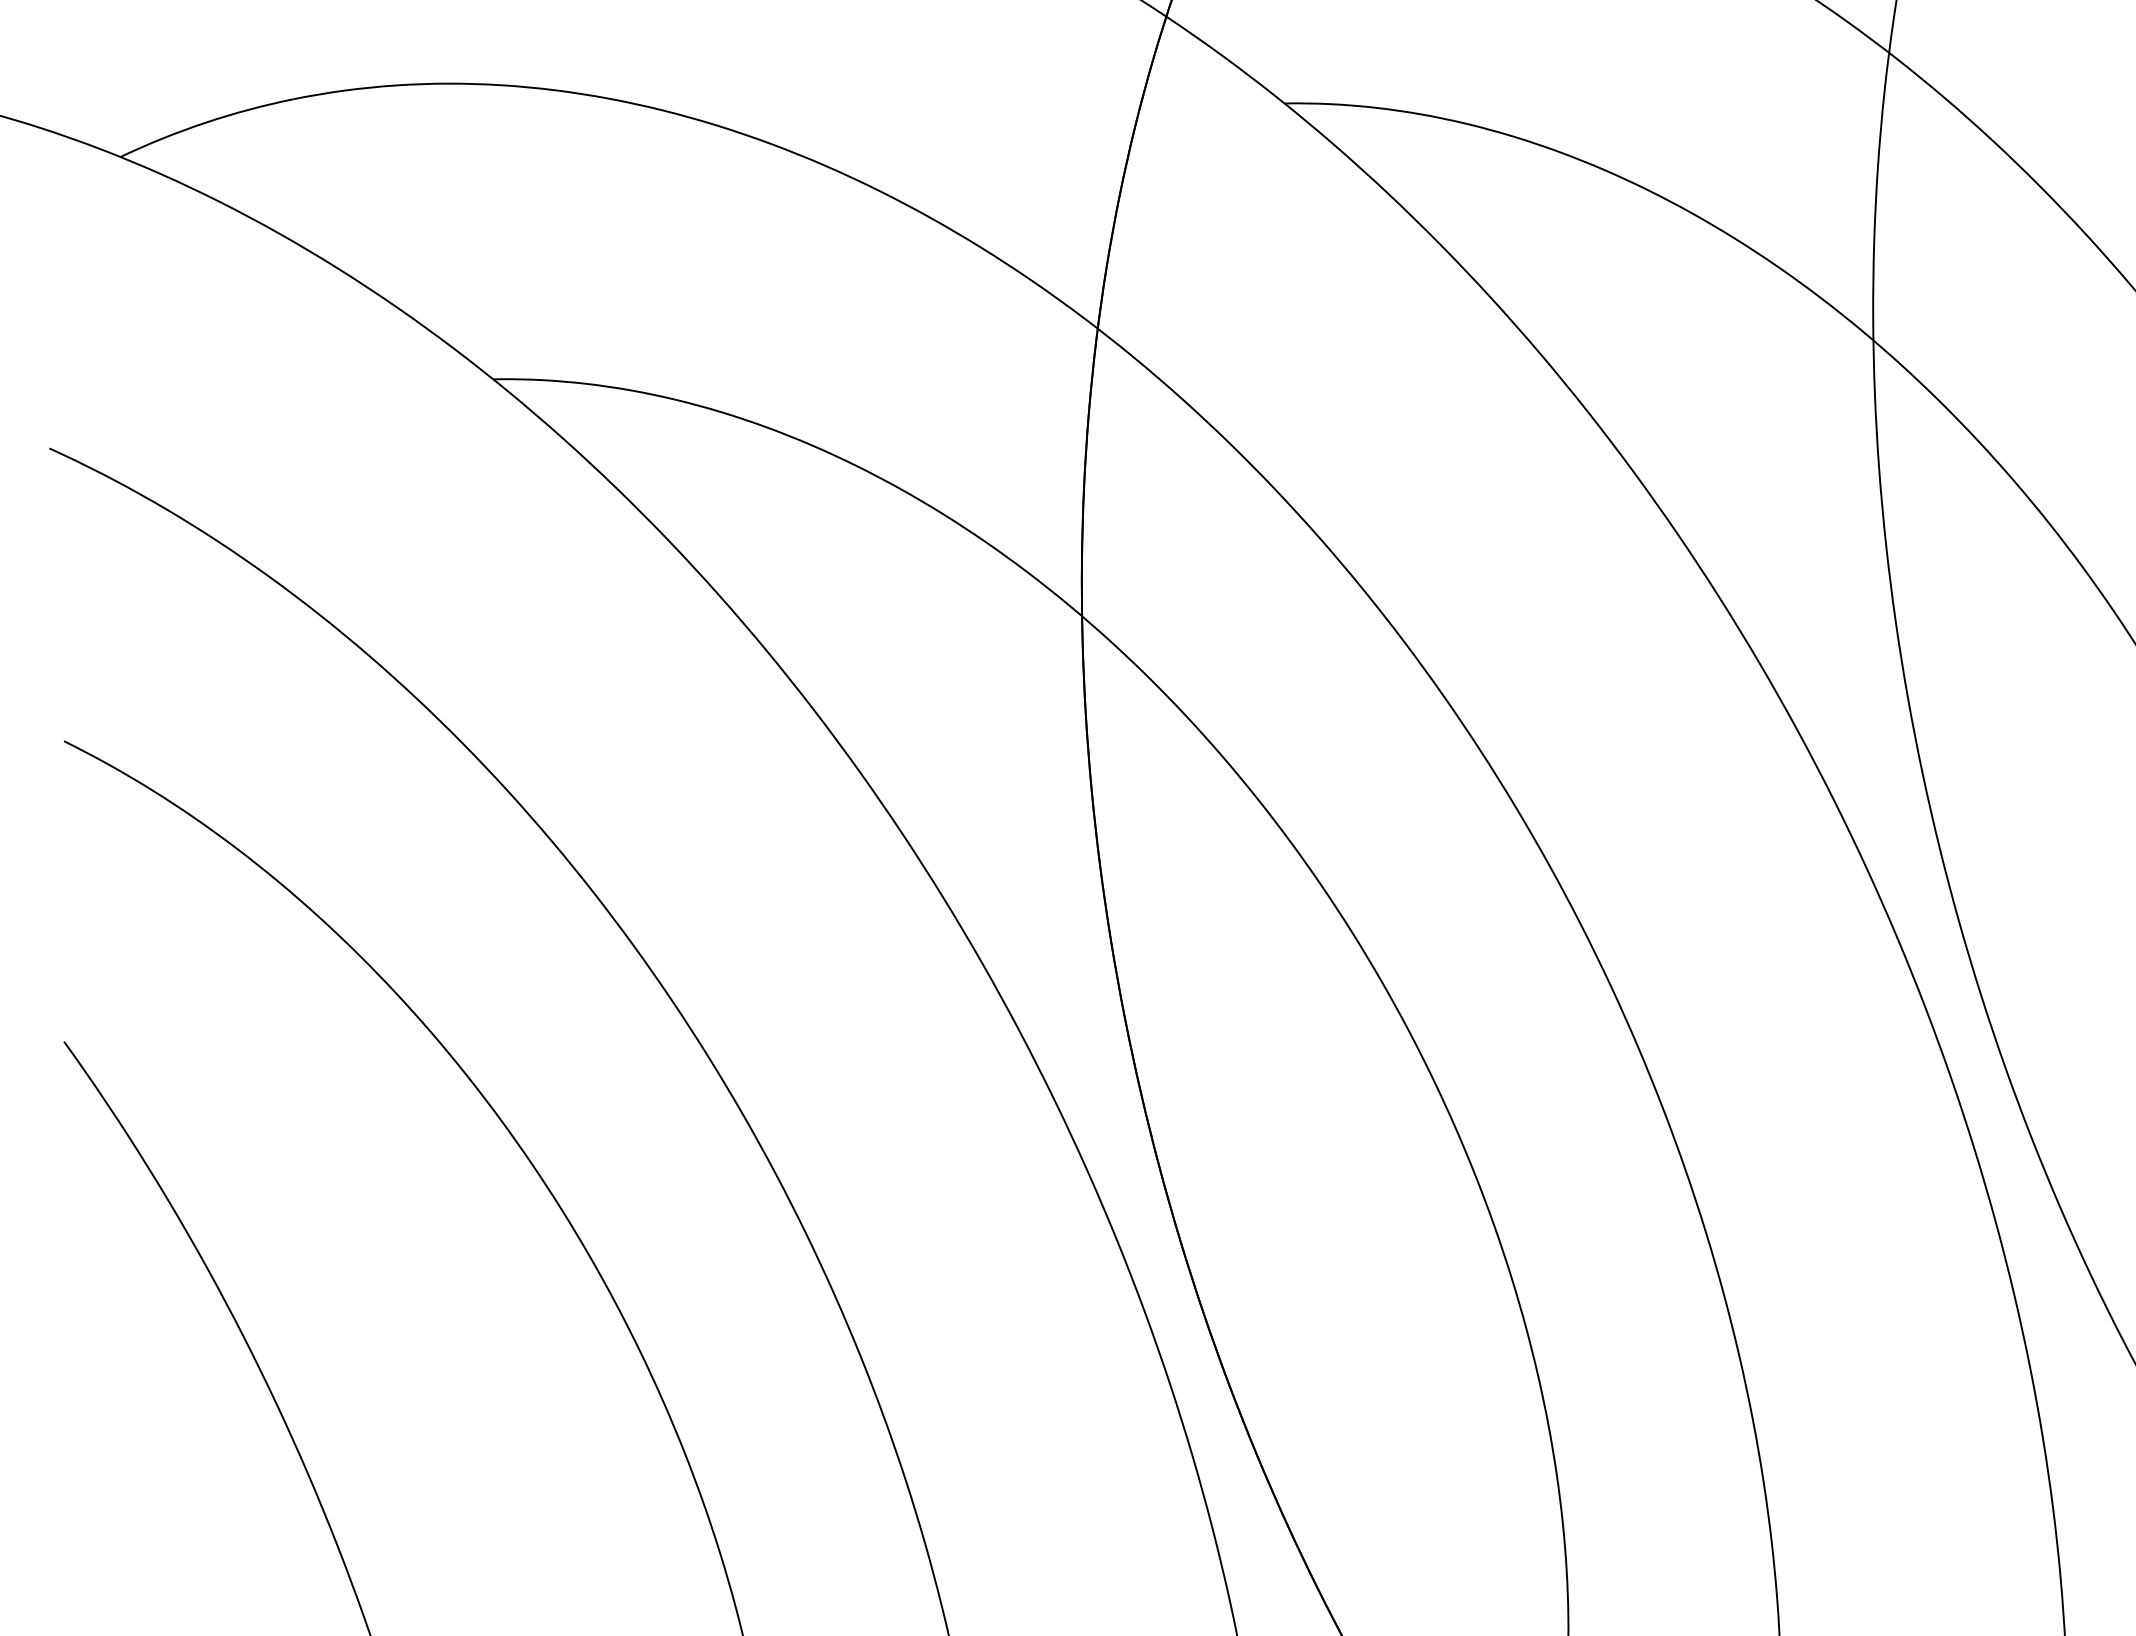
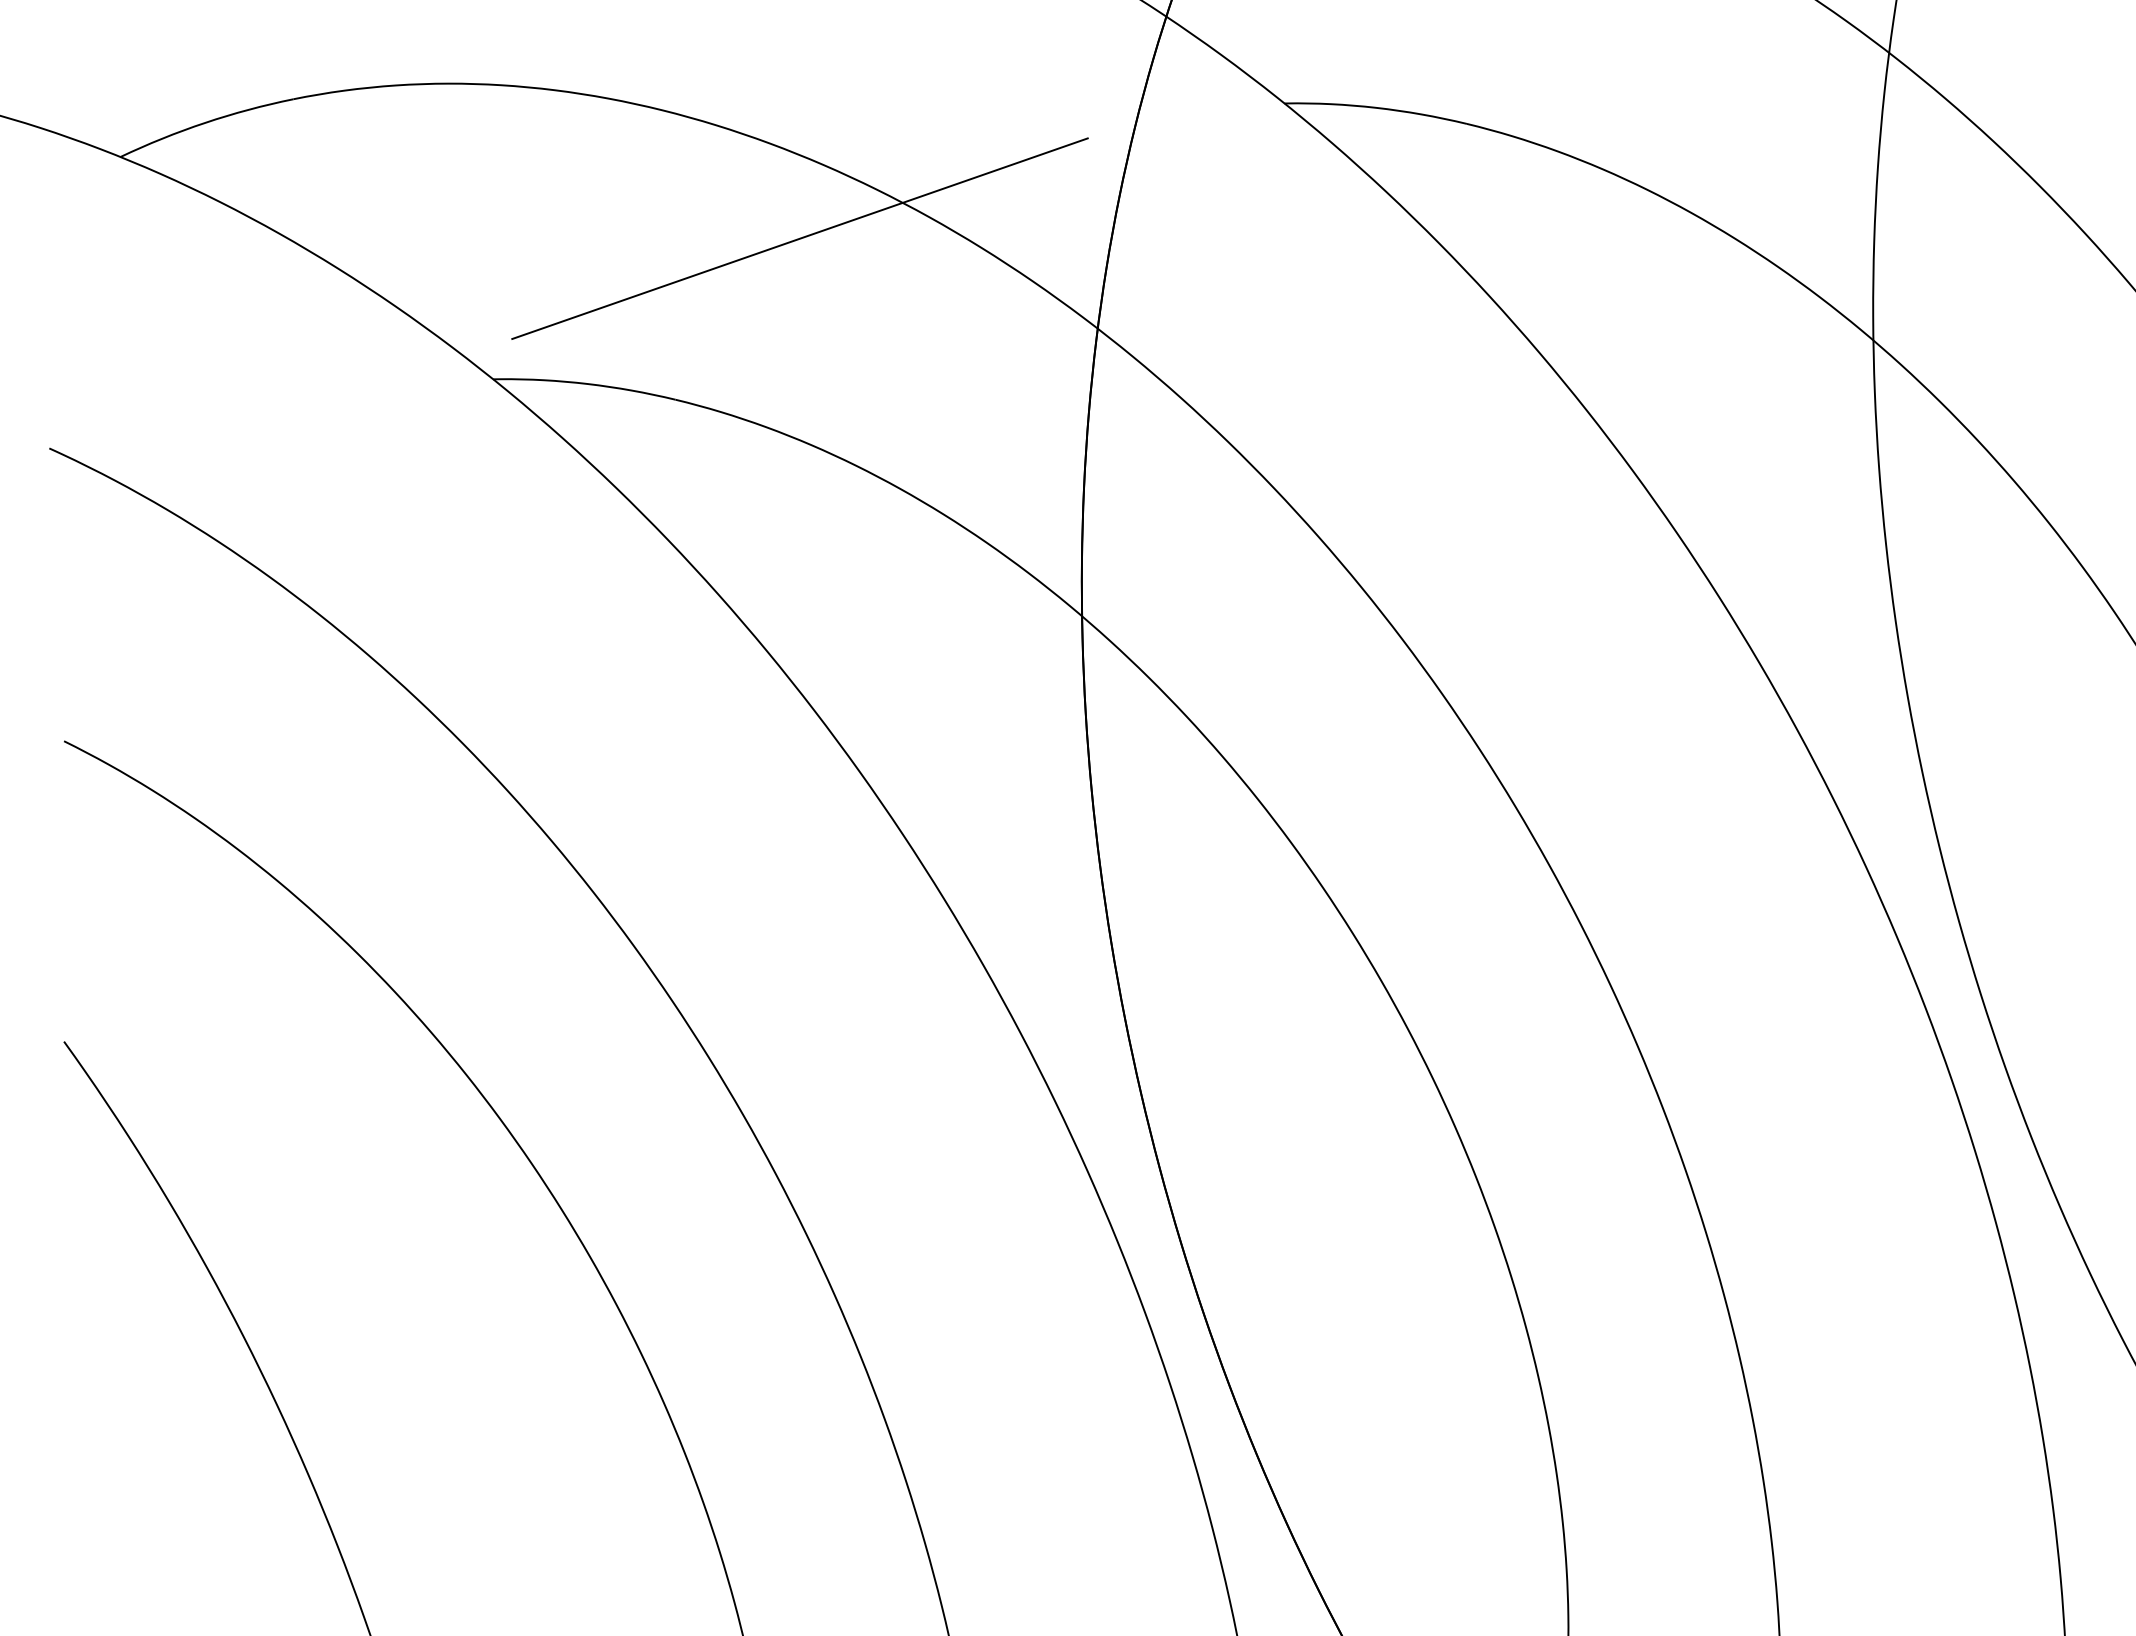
line: none -> present (799, 238)
